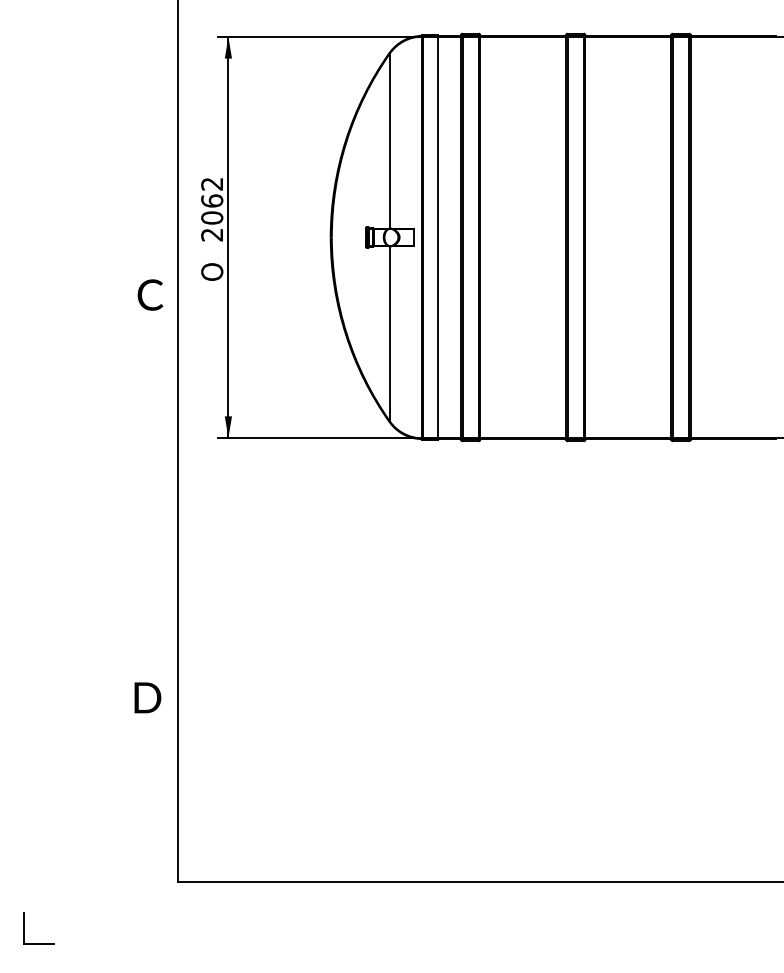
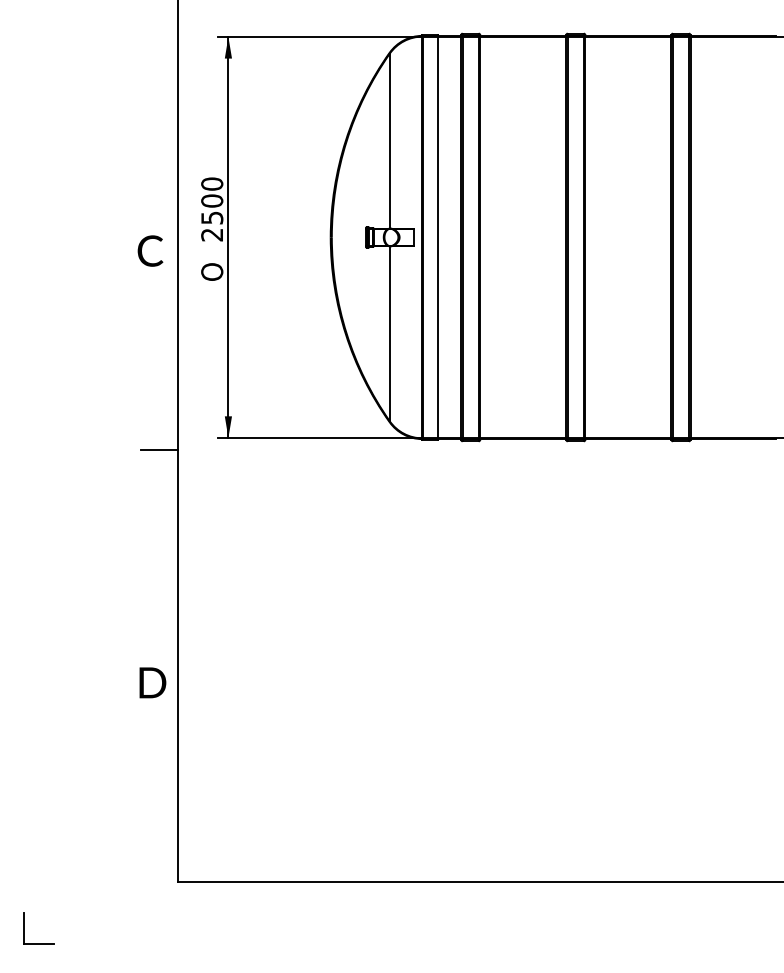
text: 2062 -> 2500 (212, 200)
text position: (150, 294) -> (150, 250) (150, 250)
line: none -> present (158, 450)
text position: (147, 697) -> (152, 682) (152, 682)
